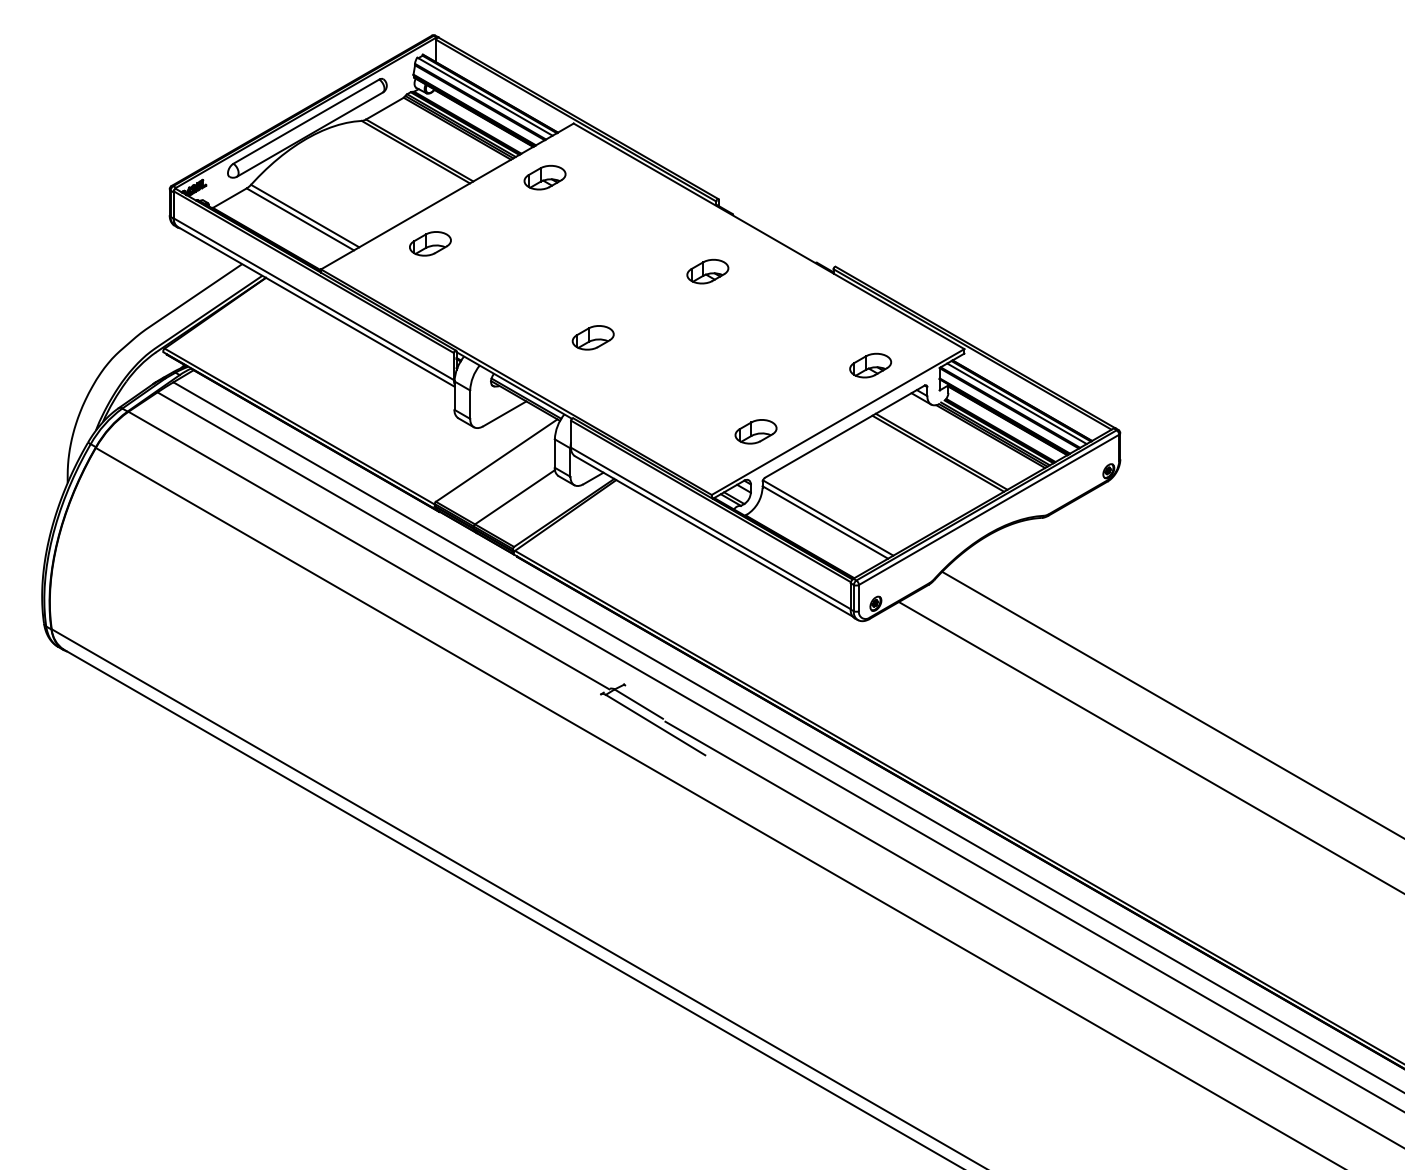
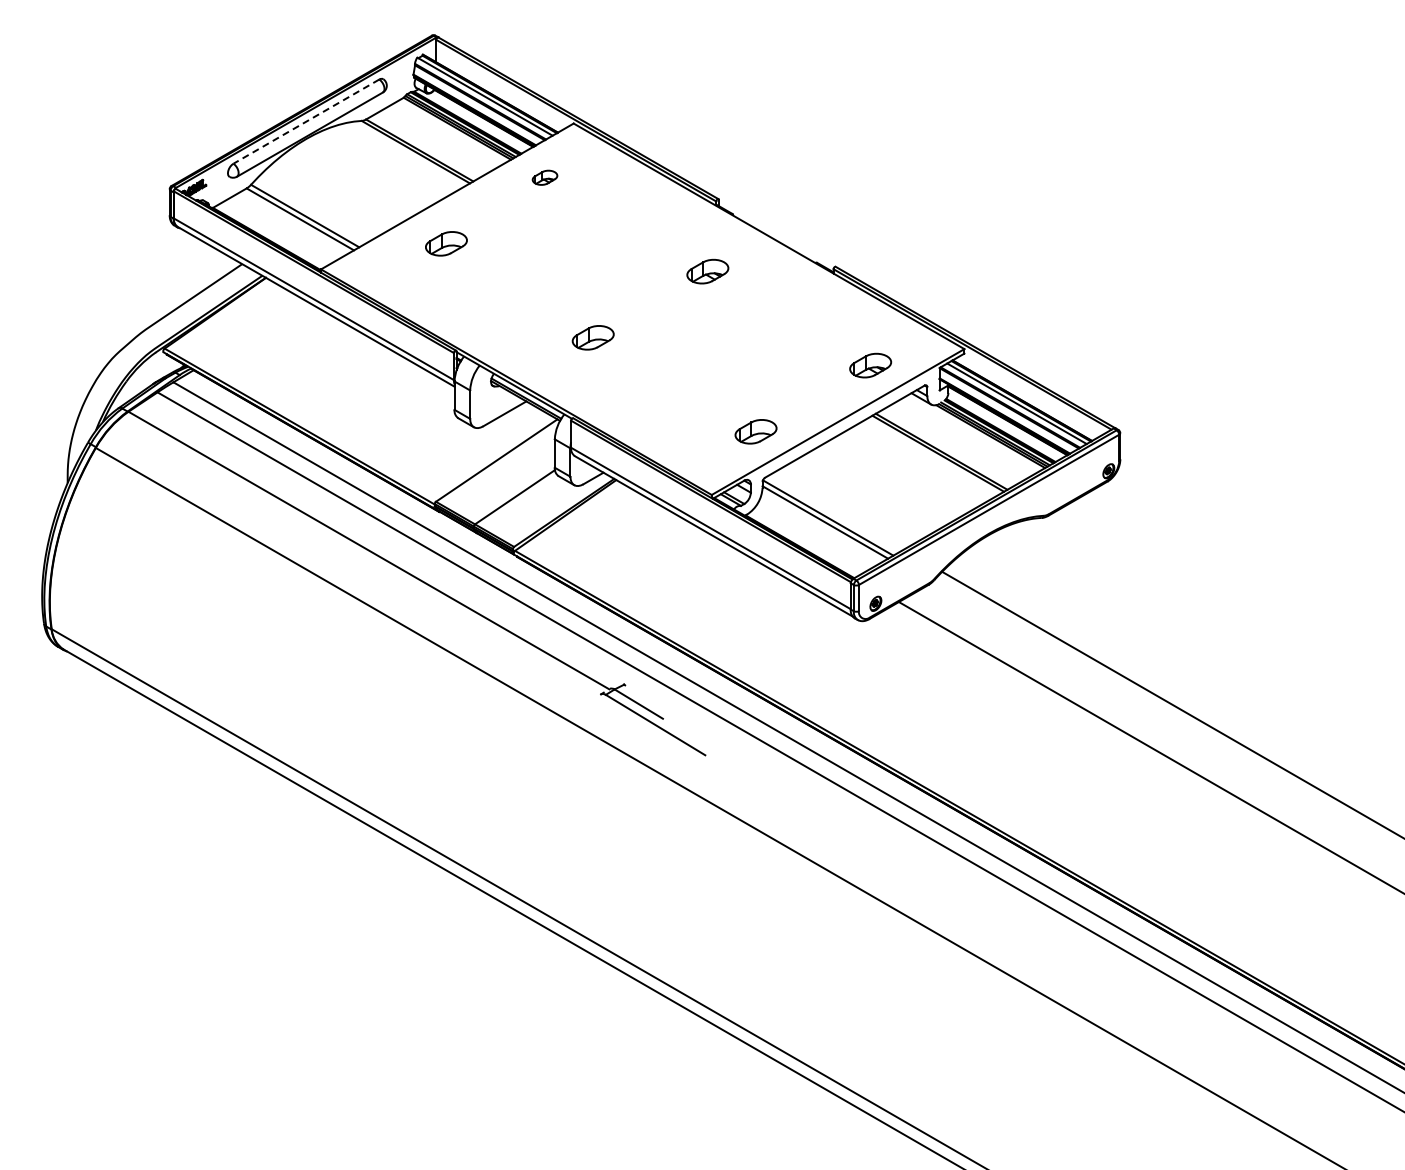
line: solid -> dashed (305, 121)
part size: 44x26 px -> 28x17 px (544, 177)
part position: (430, 243) -> (446, 243) (446, 243)
line: present -> none (1033, 933)
